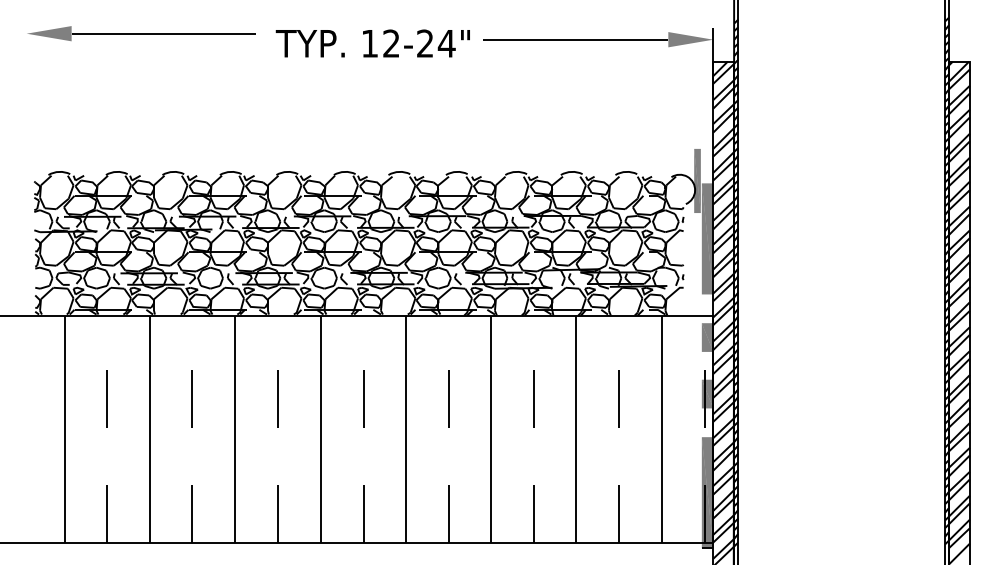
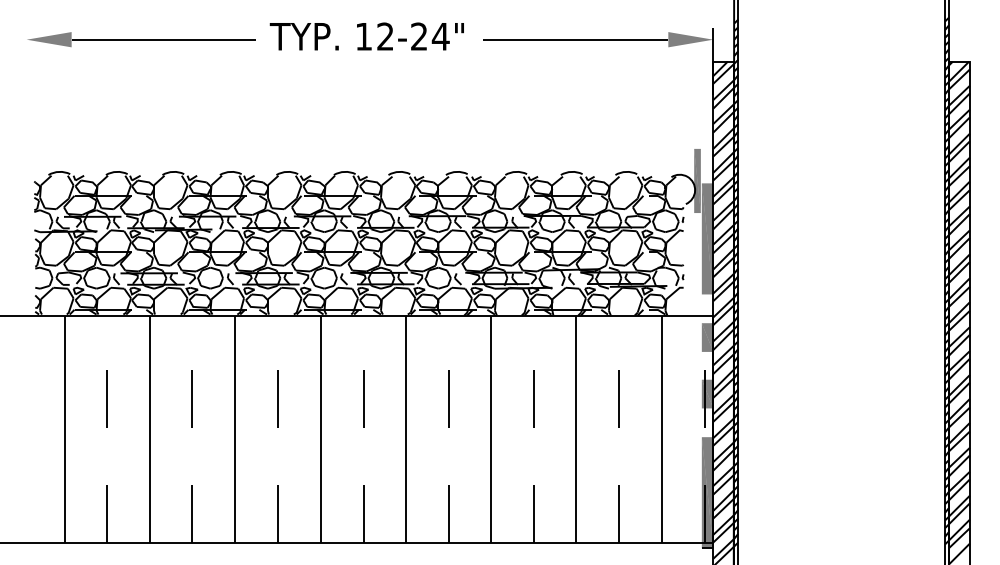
part position: (141, 33) -> (141, 39) (141, 39)
text position: (372, 43) -> (366, 36) (366, 36)
